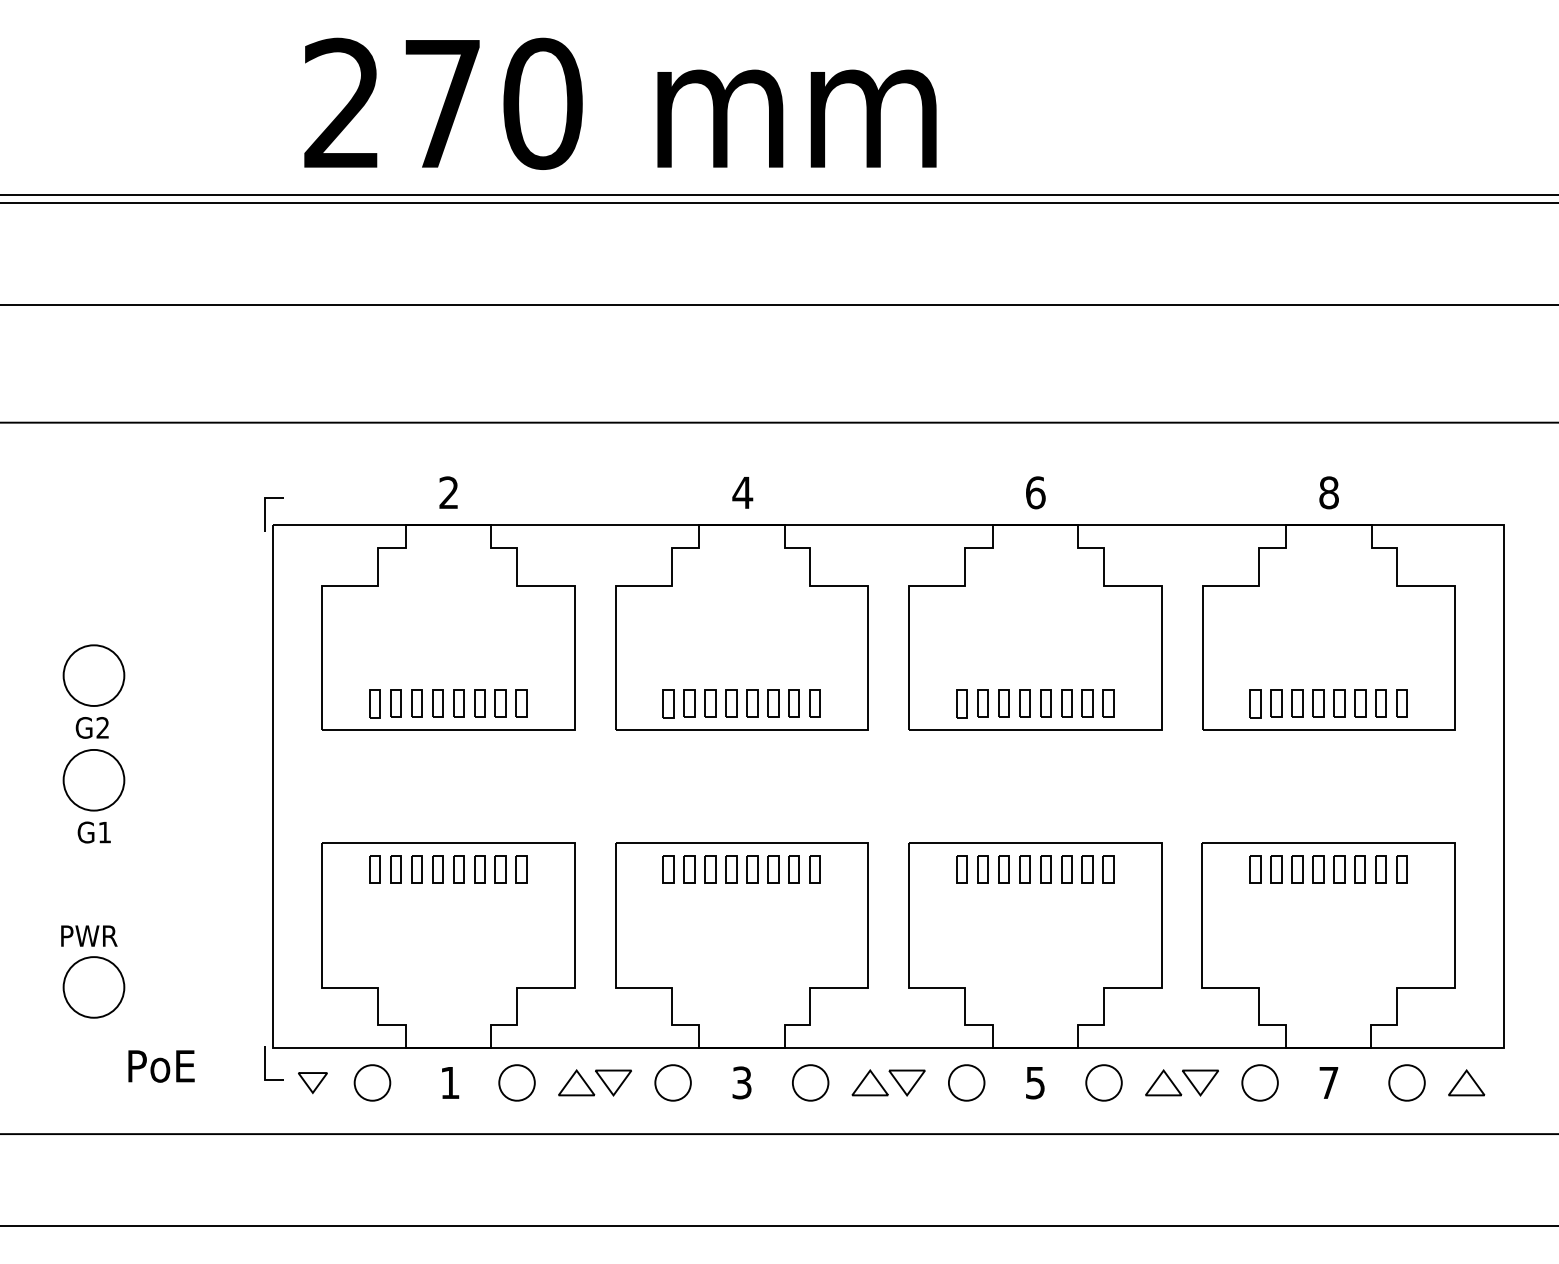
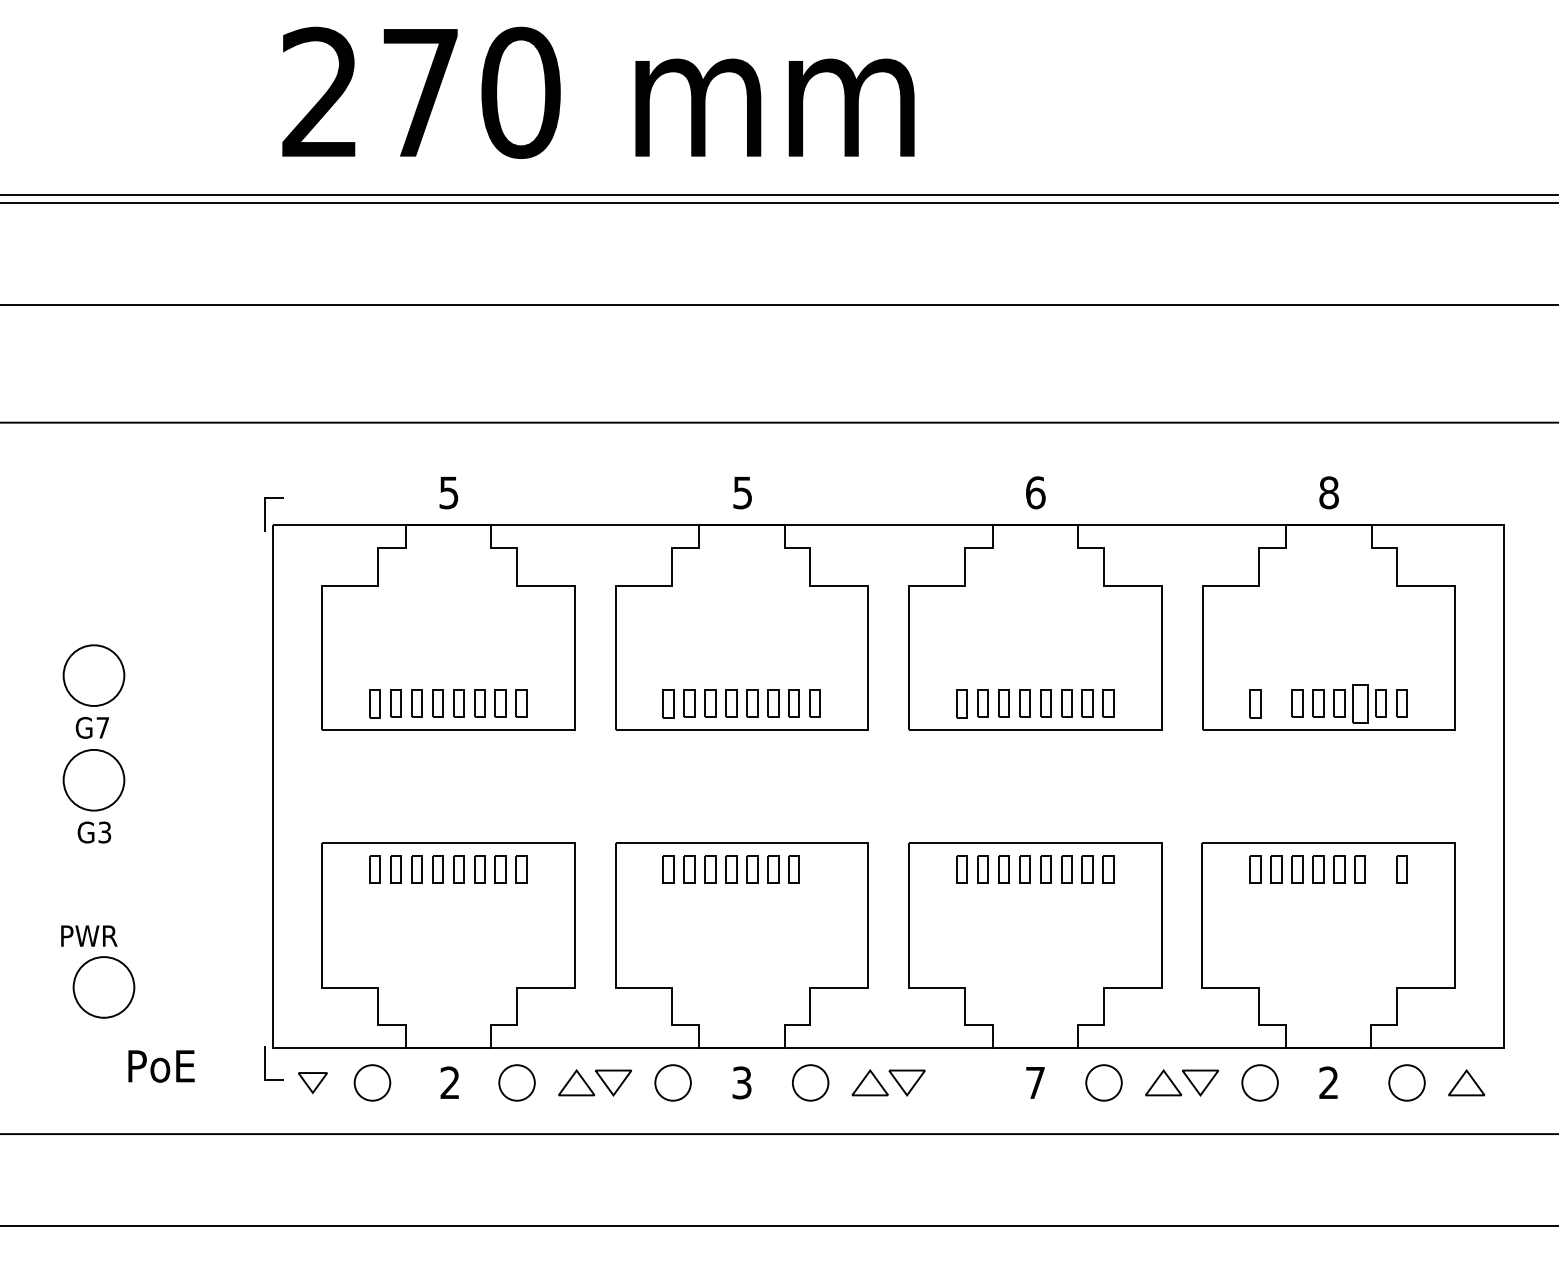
text position: (620, 103) -> (598, 92) (598, 92)
text: 2 -> 5 (448, 492)
text: 4 -> 5 (742, 493)
part: present -> none (1276, 703)
part size: 13x29 px -> 17x40 px (1360, 703)
text: G2 -> G7 (102, 727)
text: G1 -> G3 (104, 832)
part: present -> none (814, 869)
part: present -> none (1380, 869)
part position: (93, 987) -> (103, 987) (103, 987)
text: 1 -> 2 (449, 1082)
part: present -> none (966, 1082)
text: 7 -> 2 (1328, 1082)
text: 5 -> 7 (1035, 1083)
